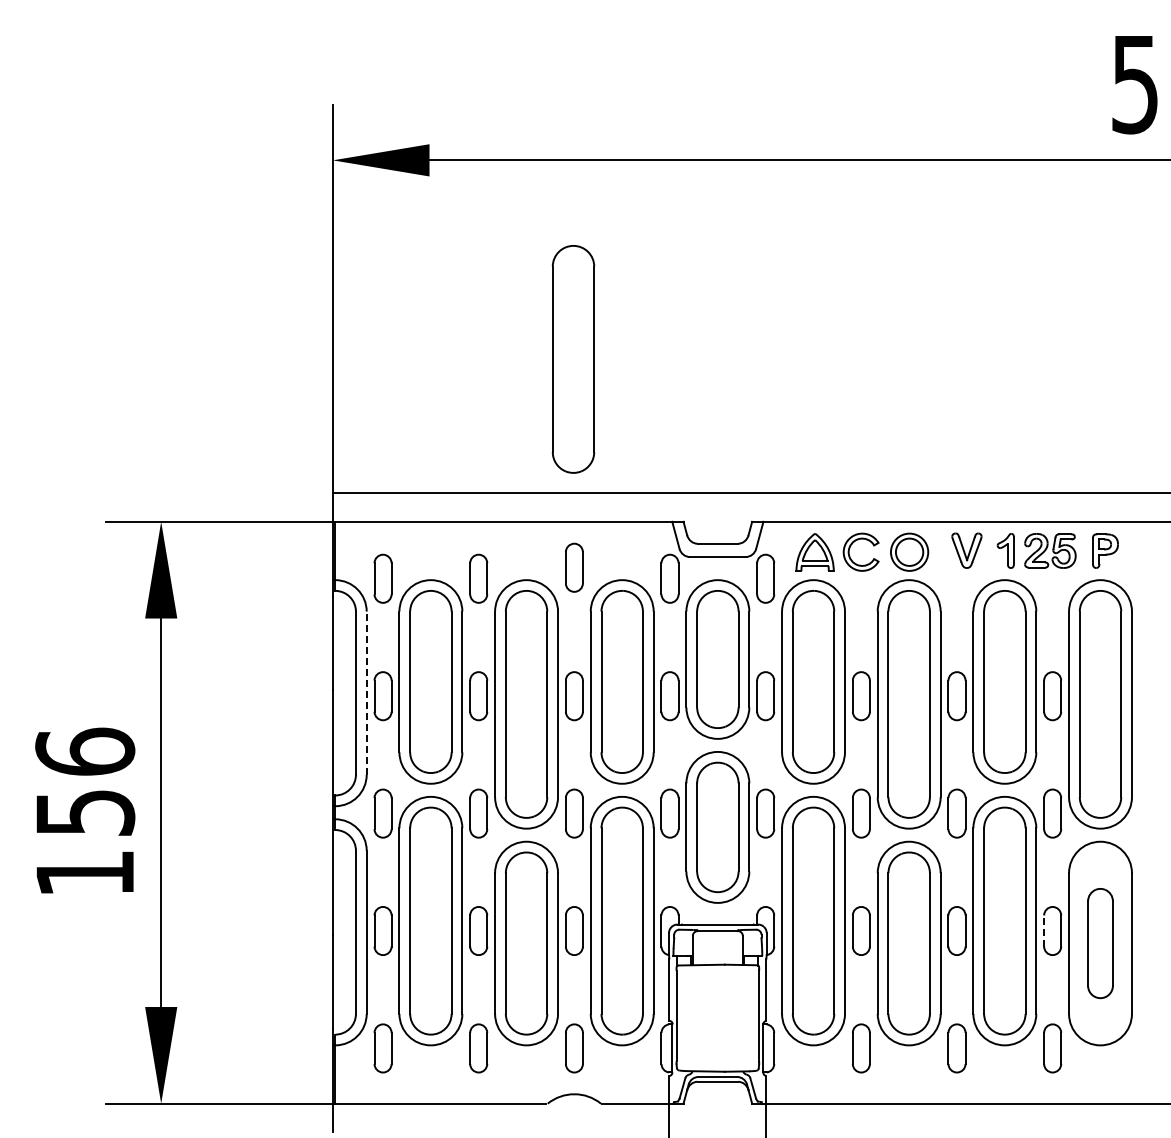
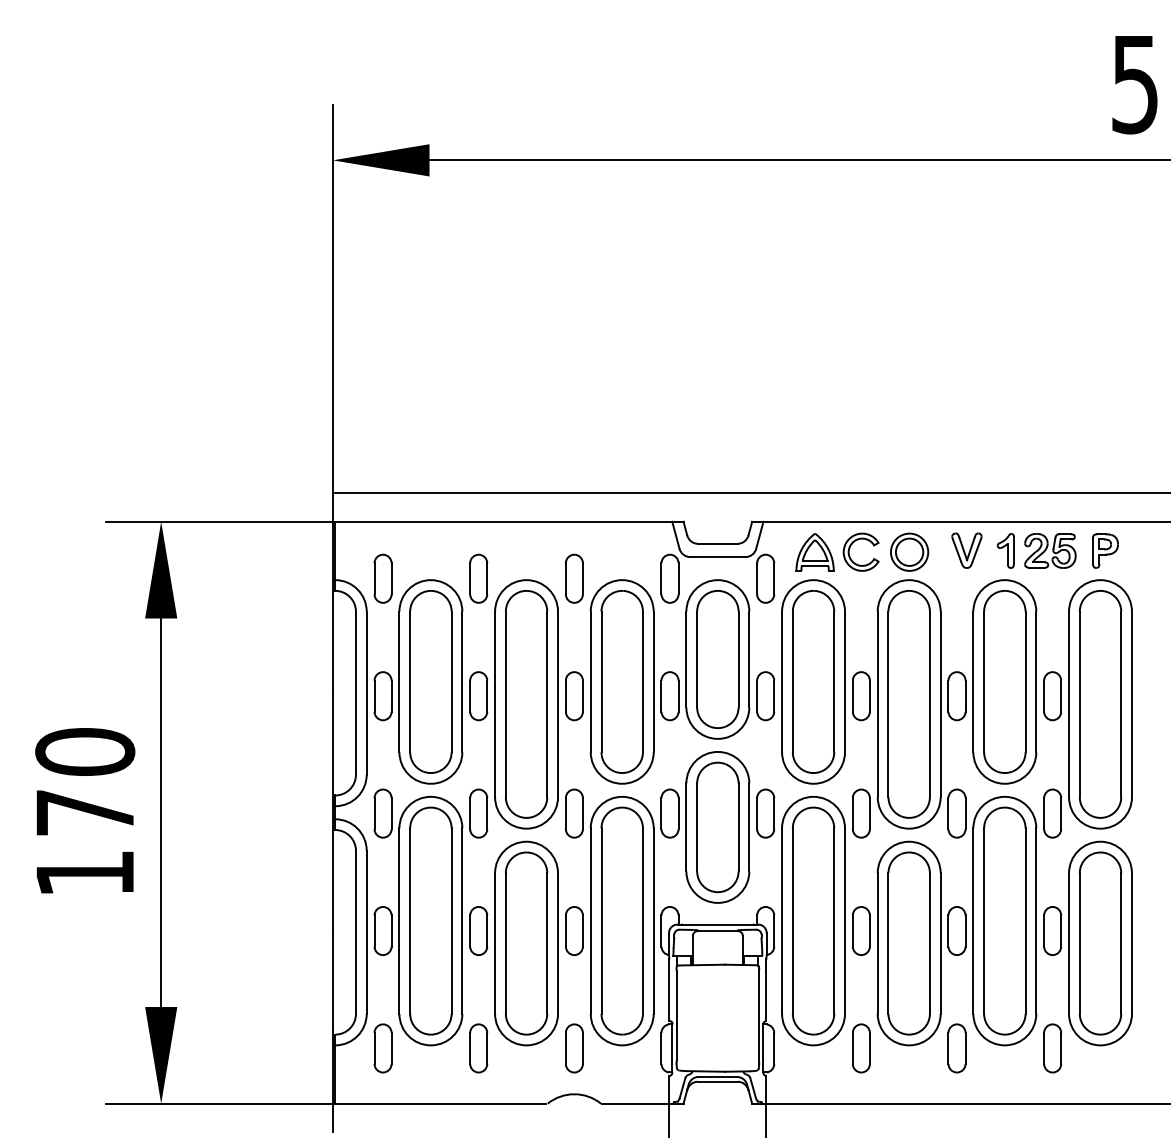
part: present -> none (573, 359)
part position: (574, 567) -> (574, 578) (574, 578)
line: dashed -> solid (366, 693)
text: 156 -> 170 (85, 781)
line: dashed -> solid (1044, 931)
part size: 27x112 px -> 45x185 px (1100, 943)
